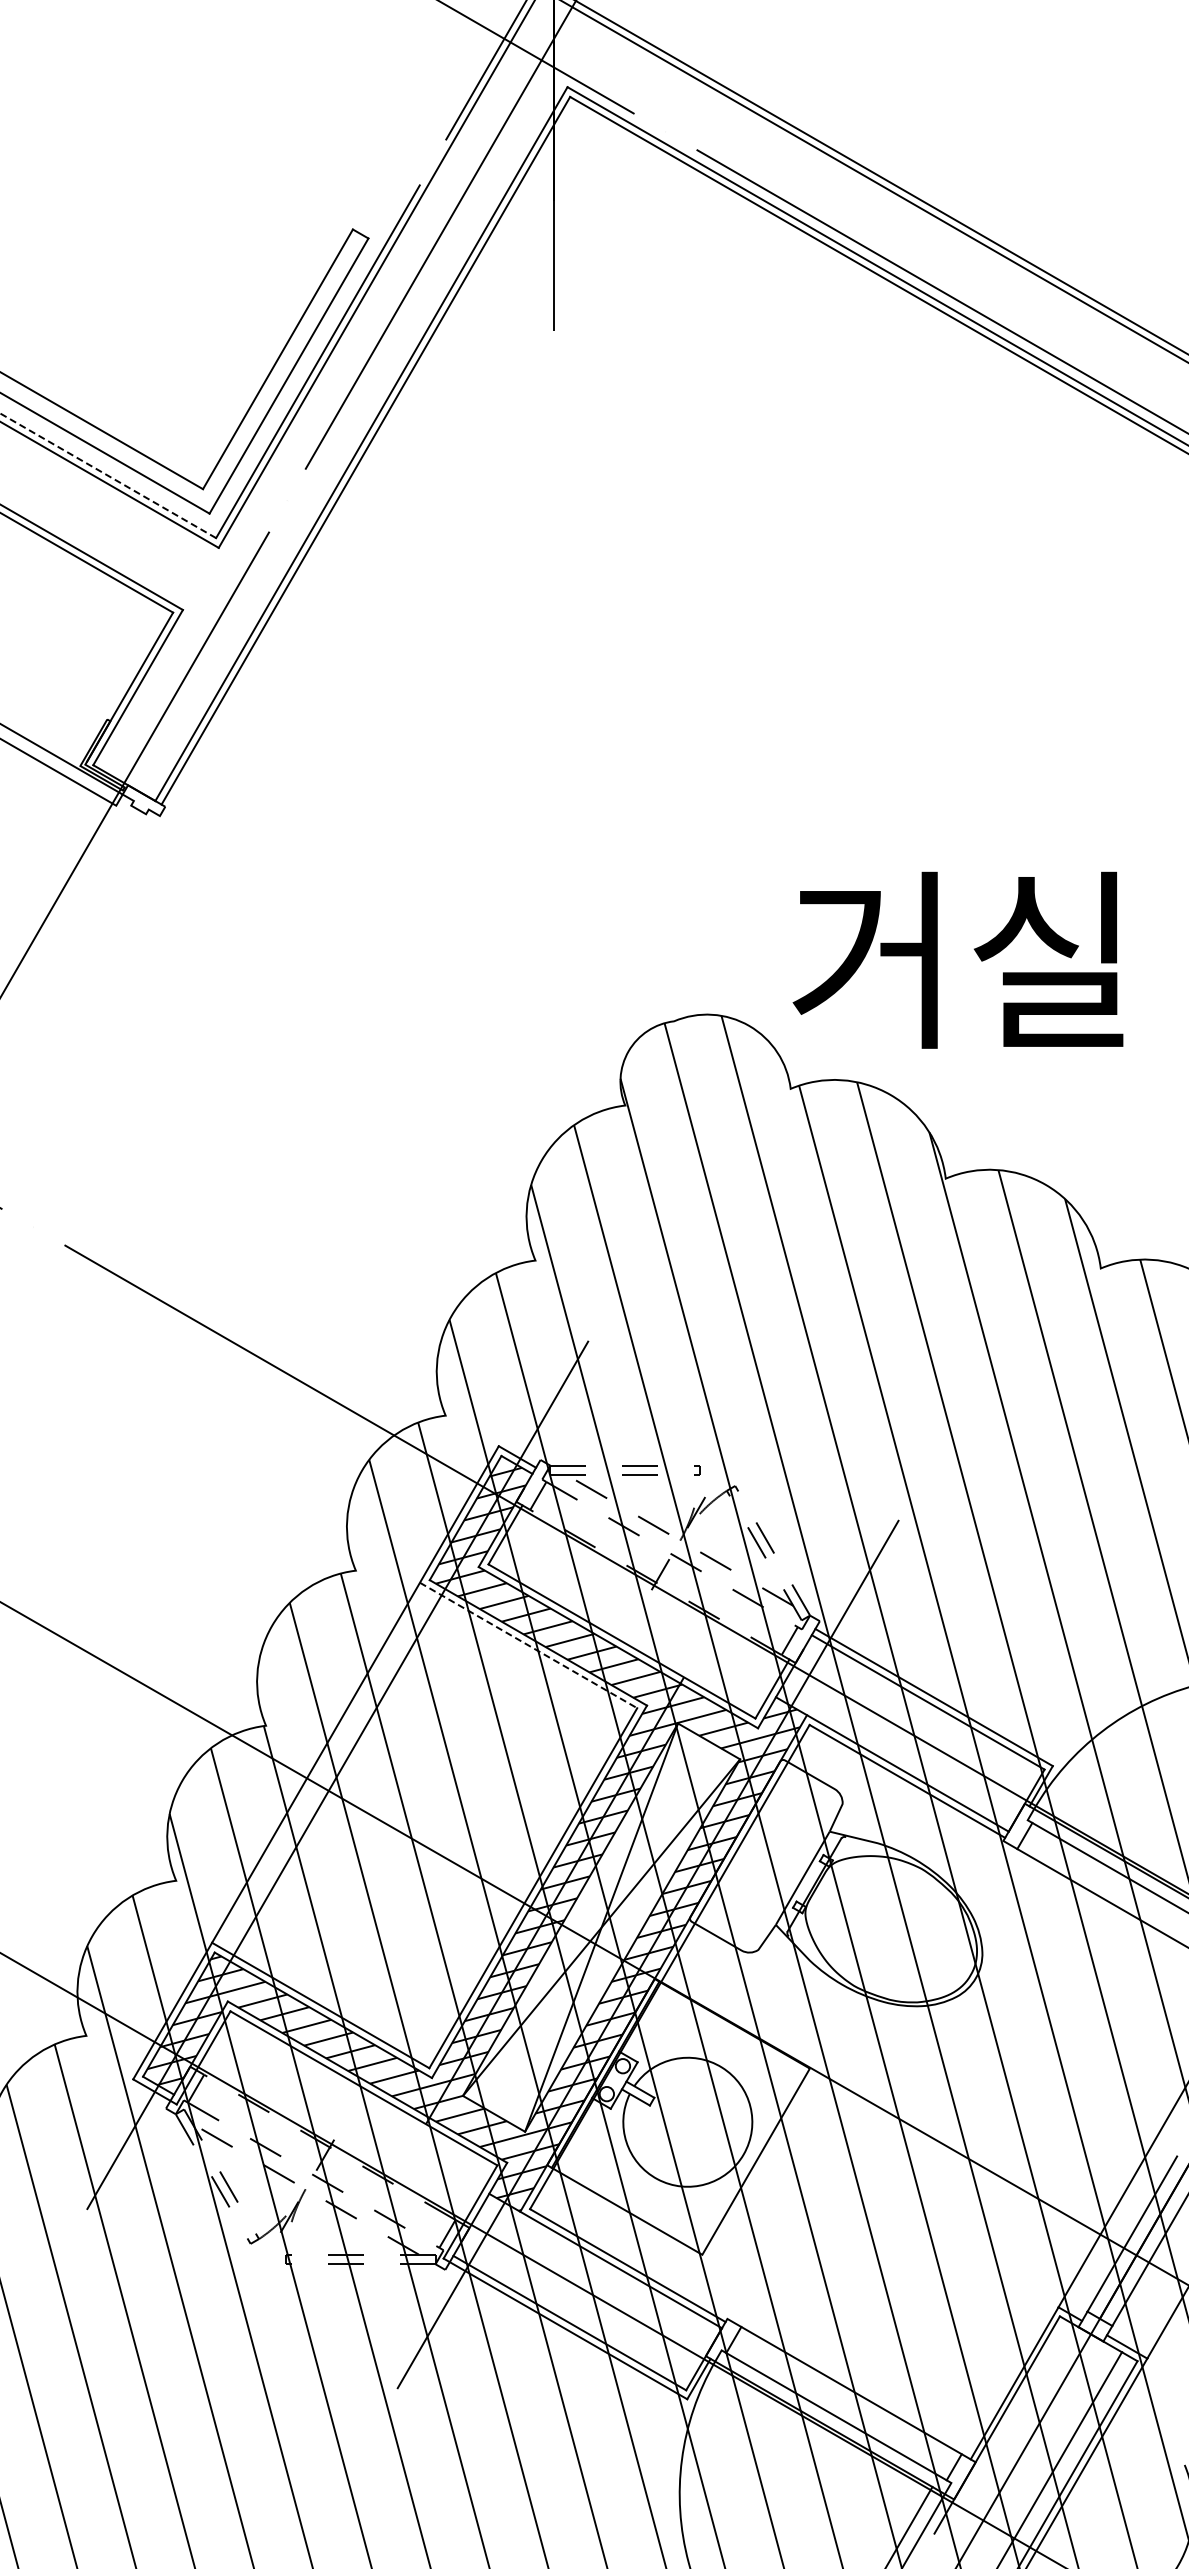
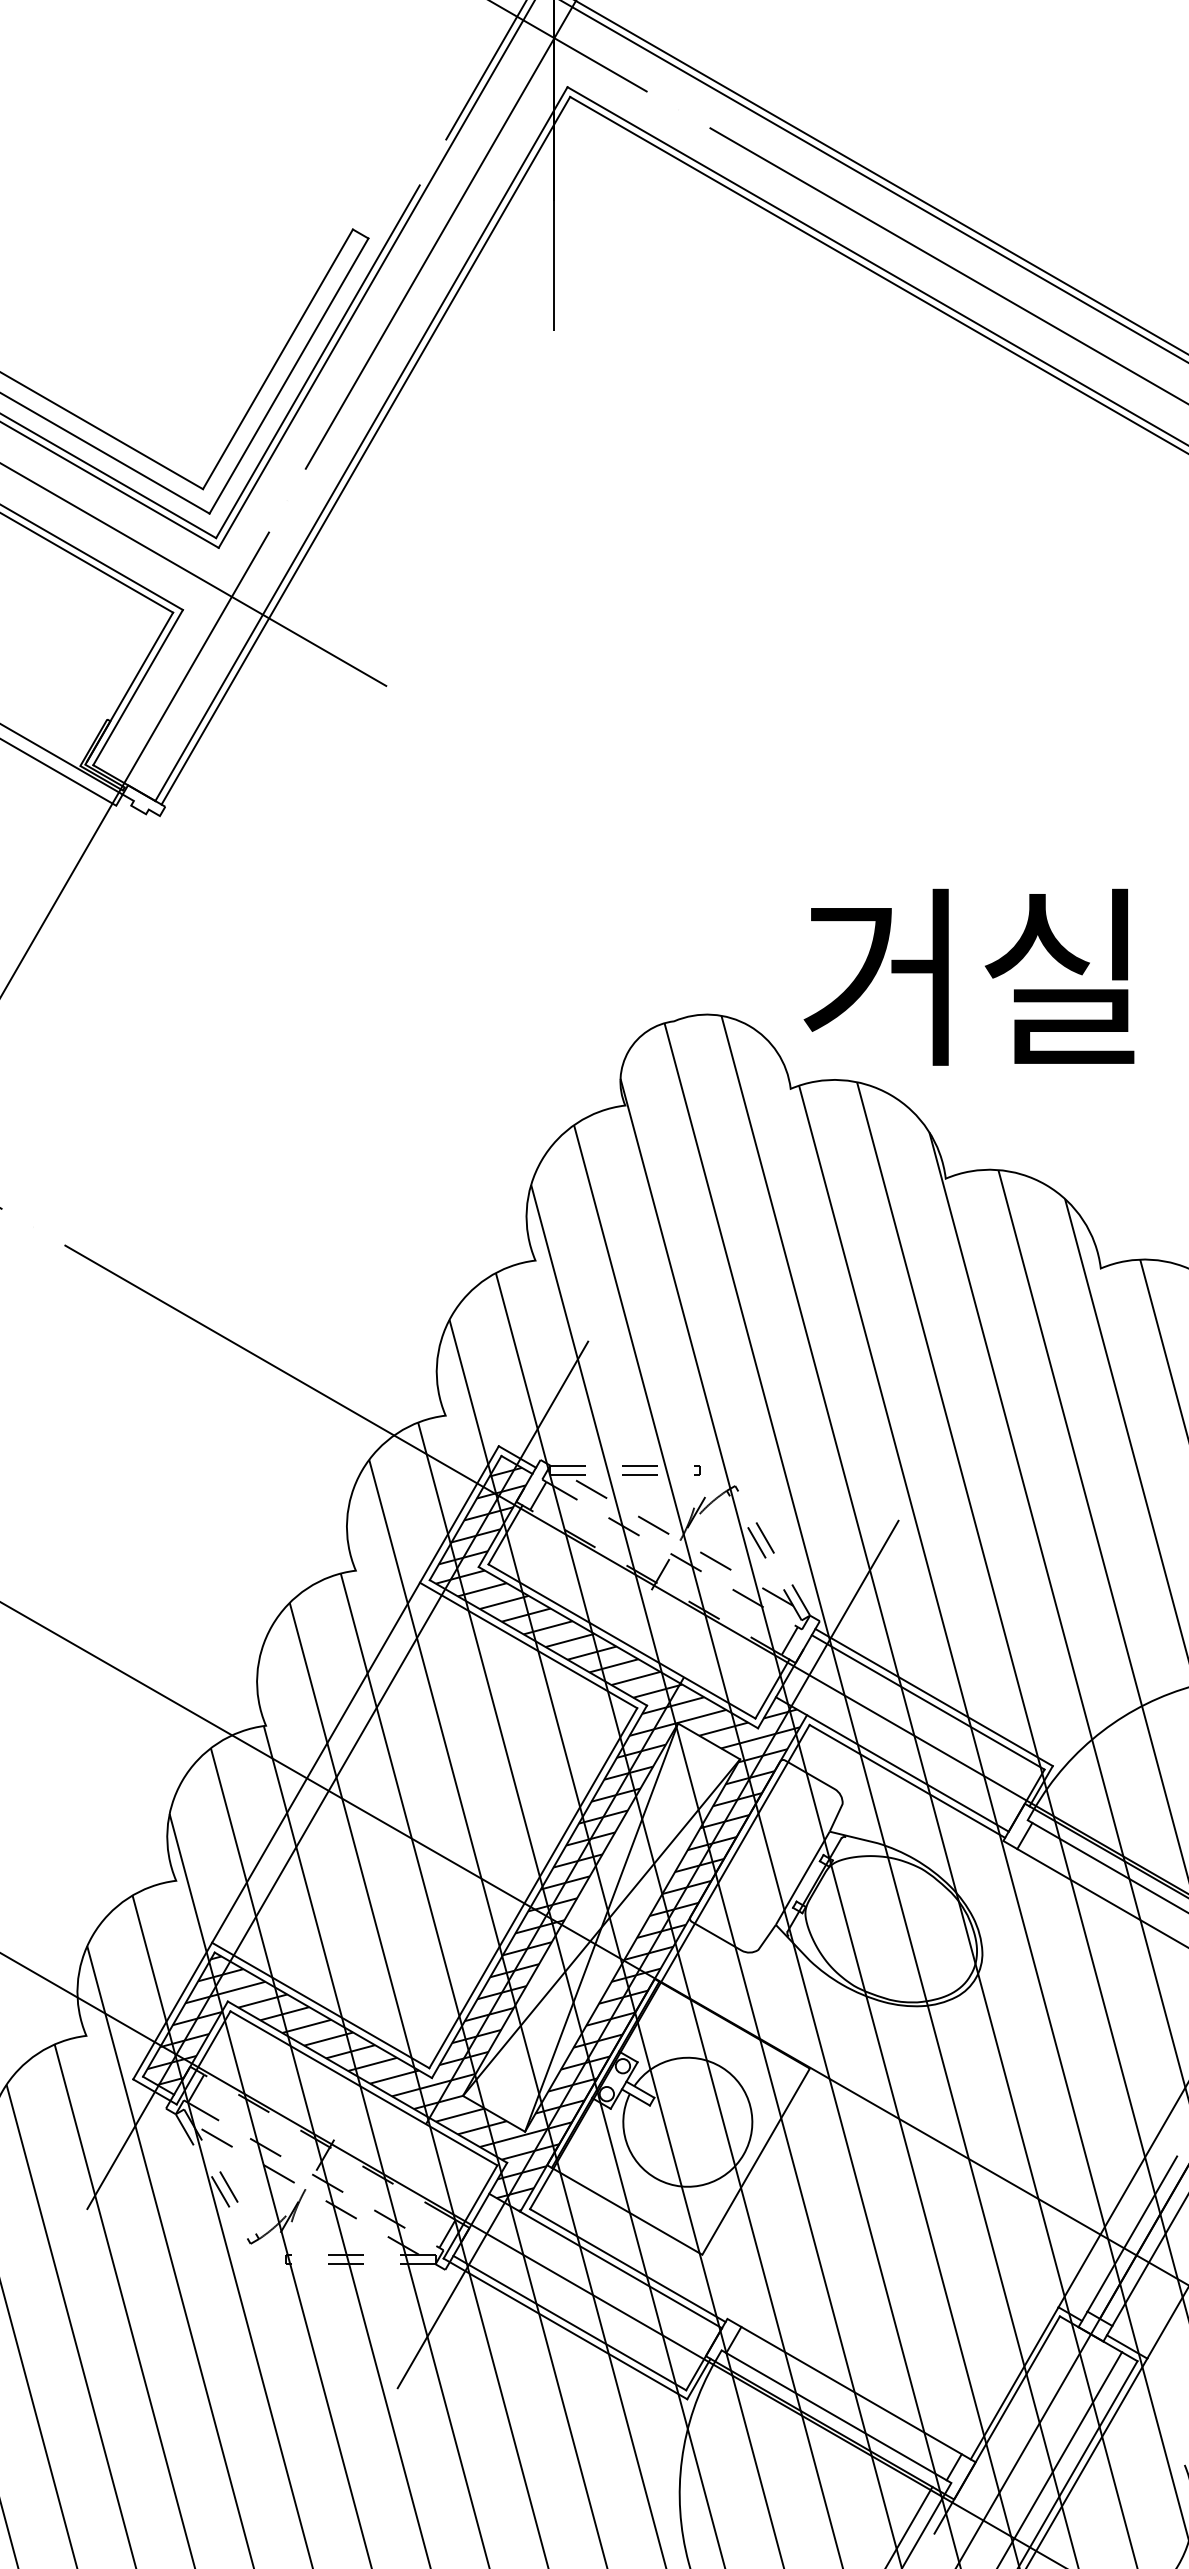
line position: (812, 217) -> (838, 202) (838, 202)
line: dashed -> solid (108, 475)
line: none -> present (194, 575)
text position: (957, 959) -> (968, 976) (968, 976)
line: dashed -> solid (529, 1645)
